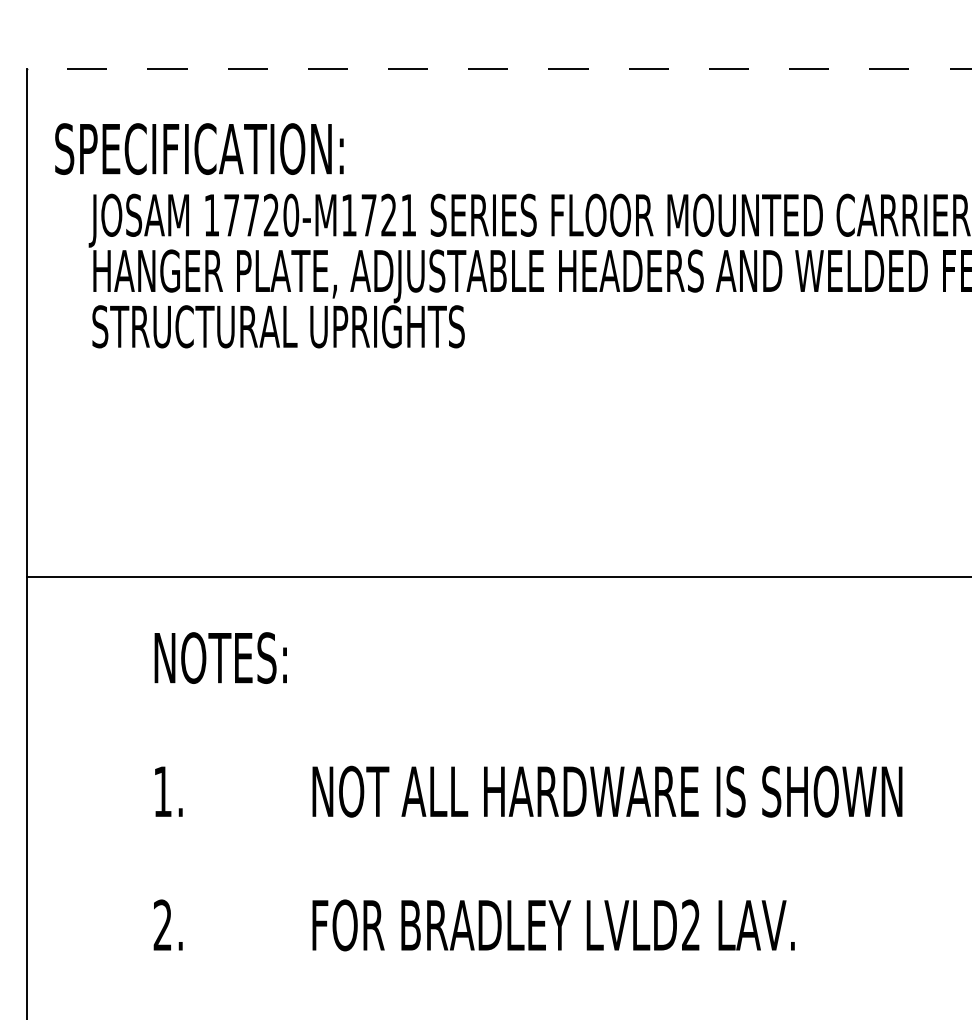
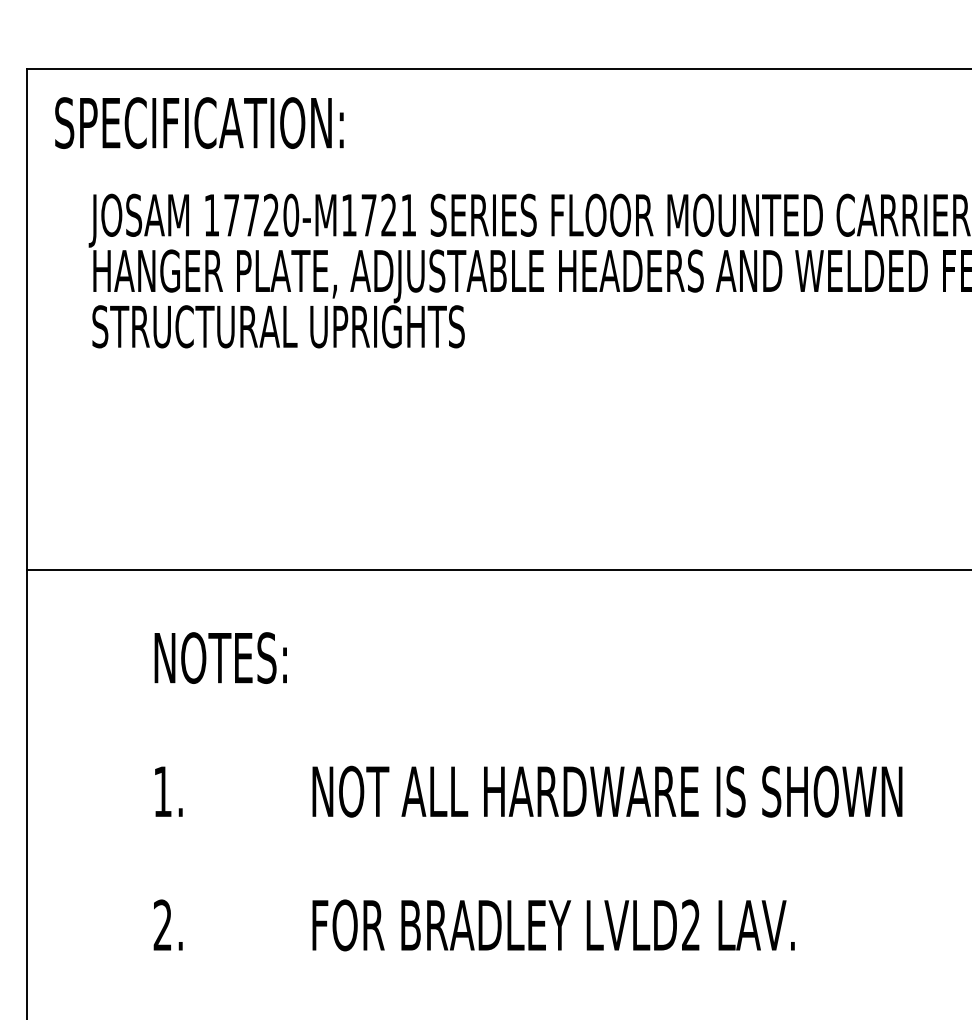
line: dashed -> solid (498, 68)
text position: (199, 148) -> (199, 122) (199, 122)
line position: (497, 576) -> (497, 569) (497, 569)
